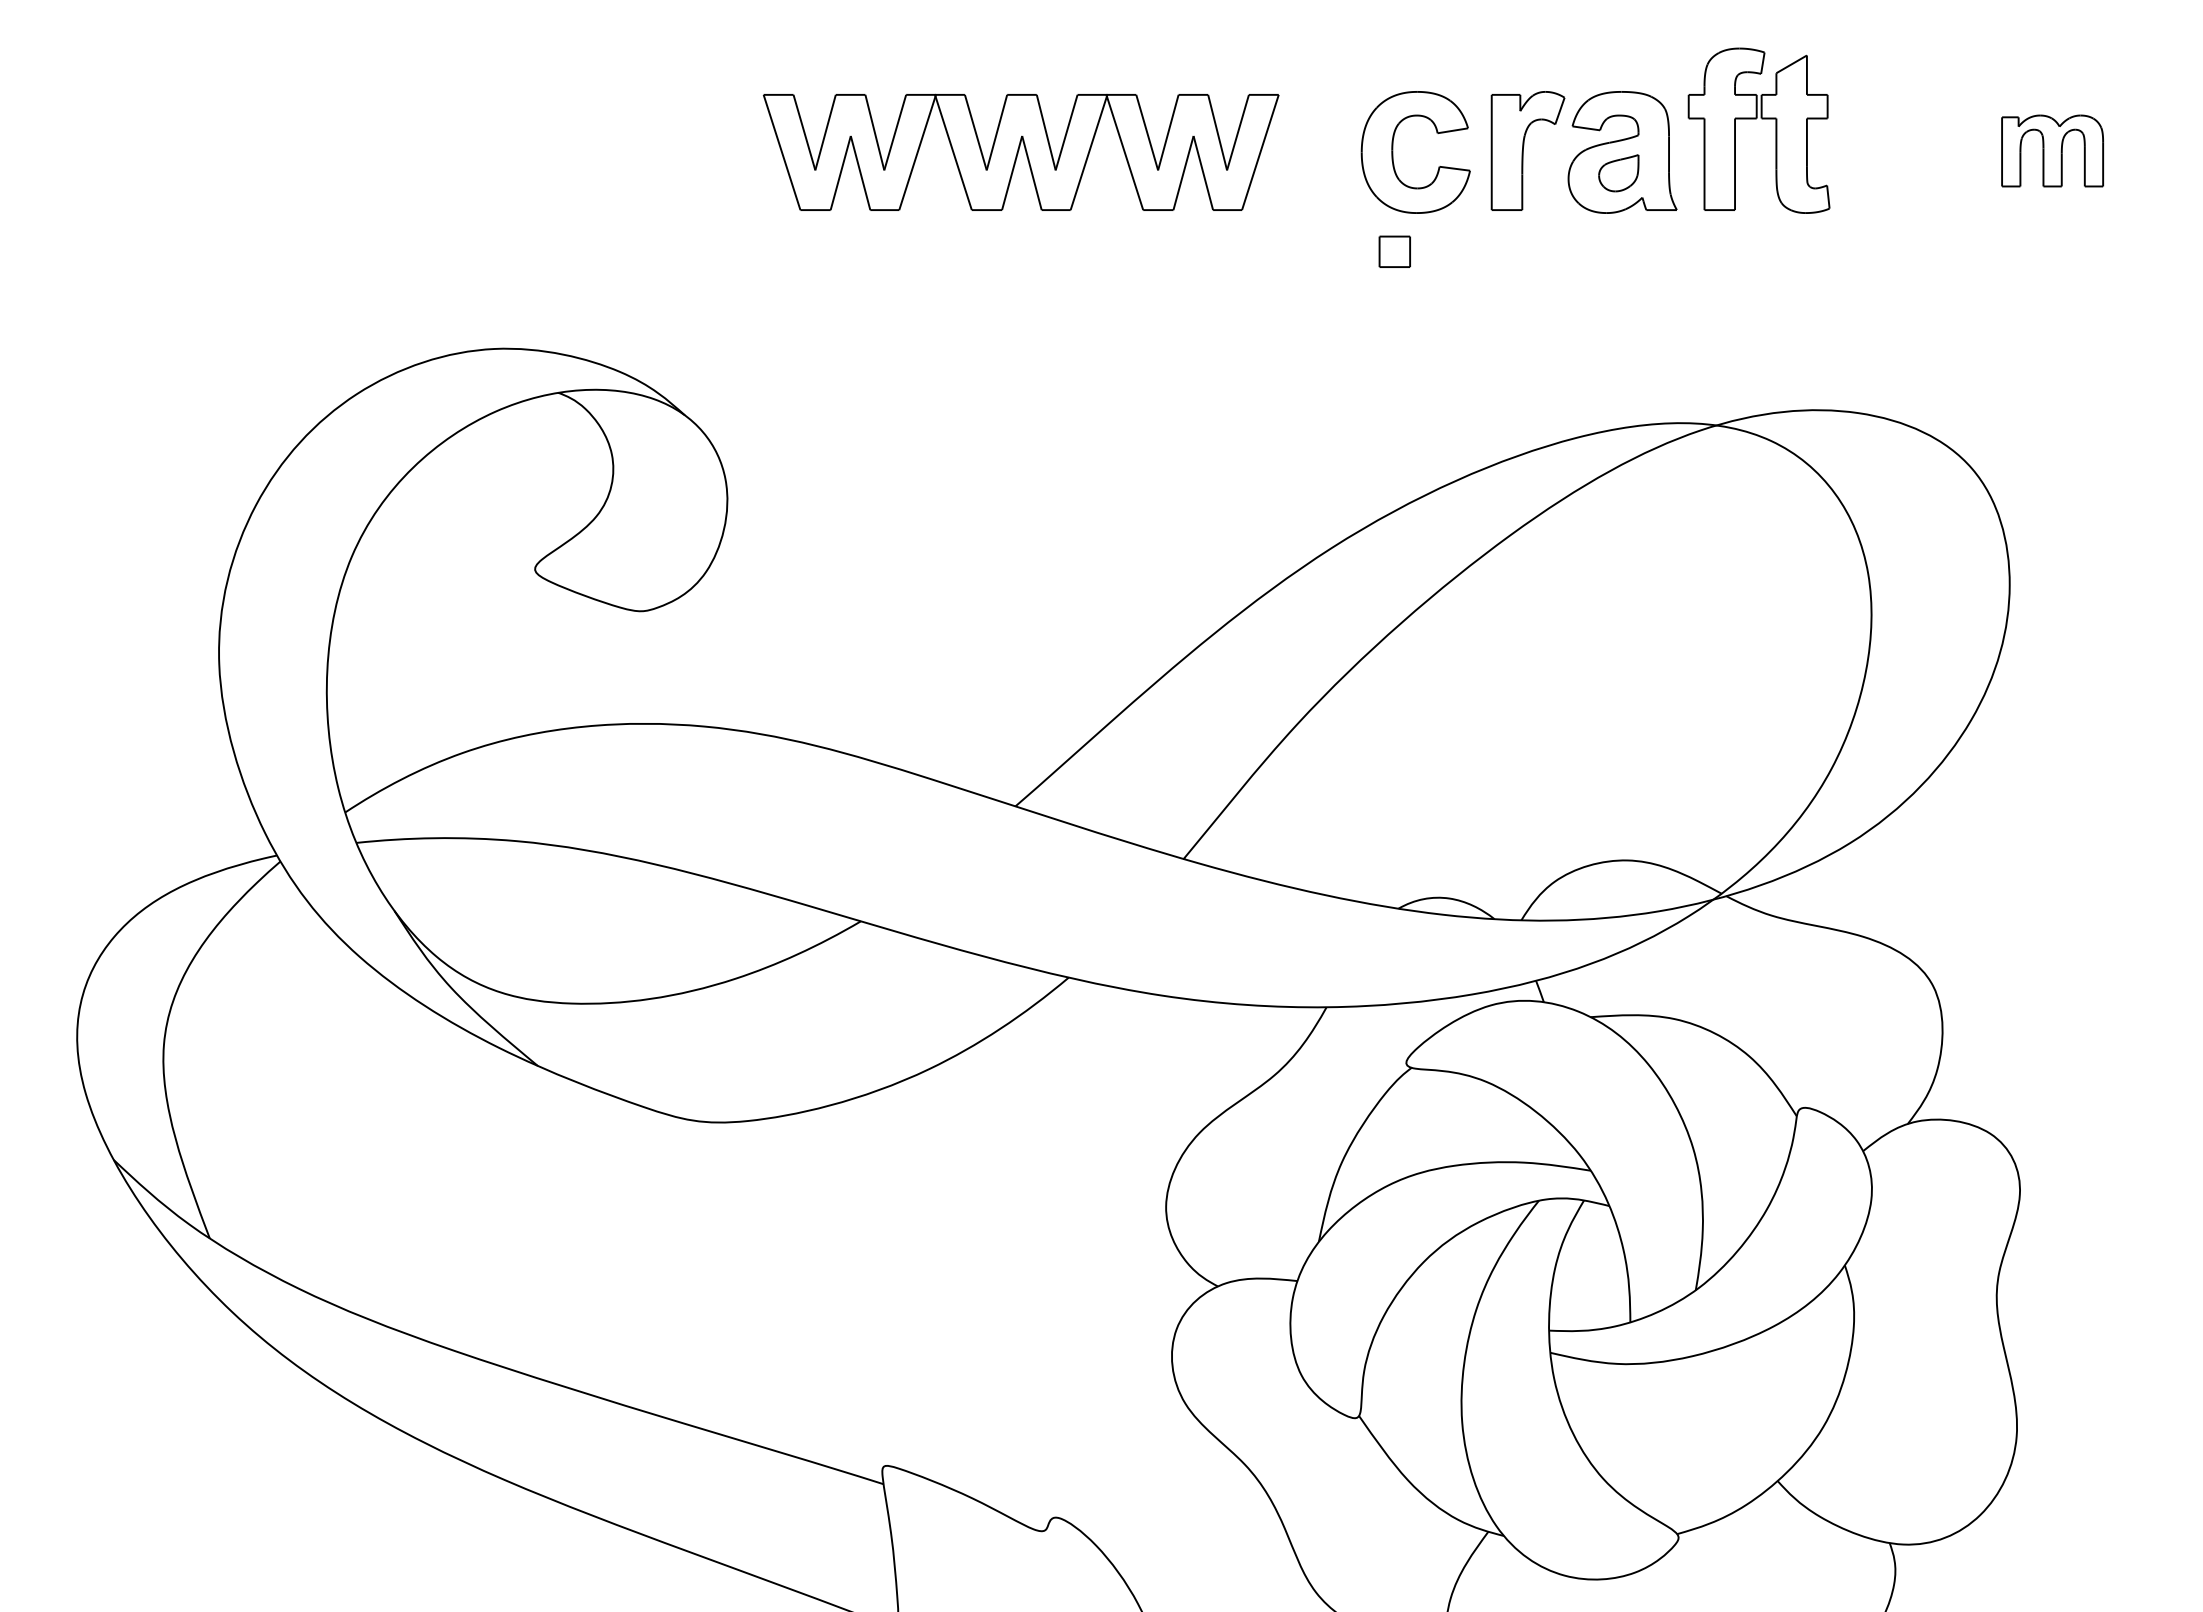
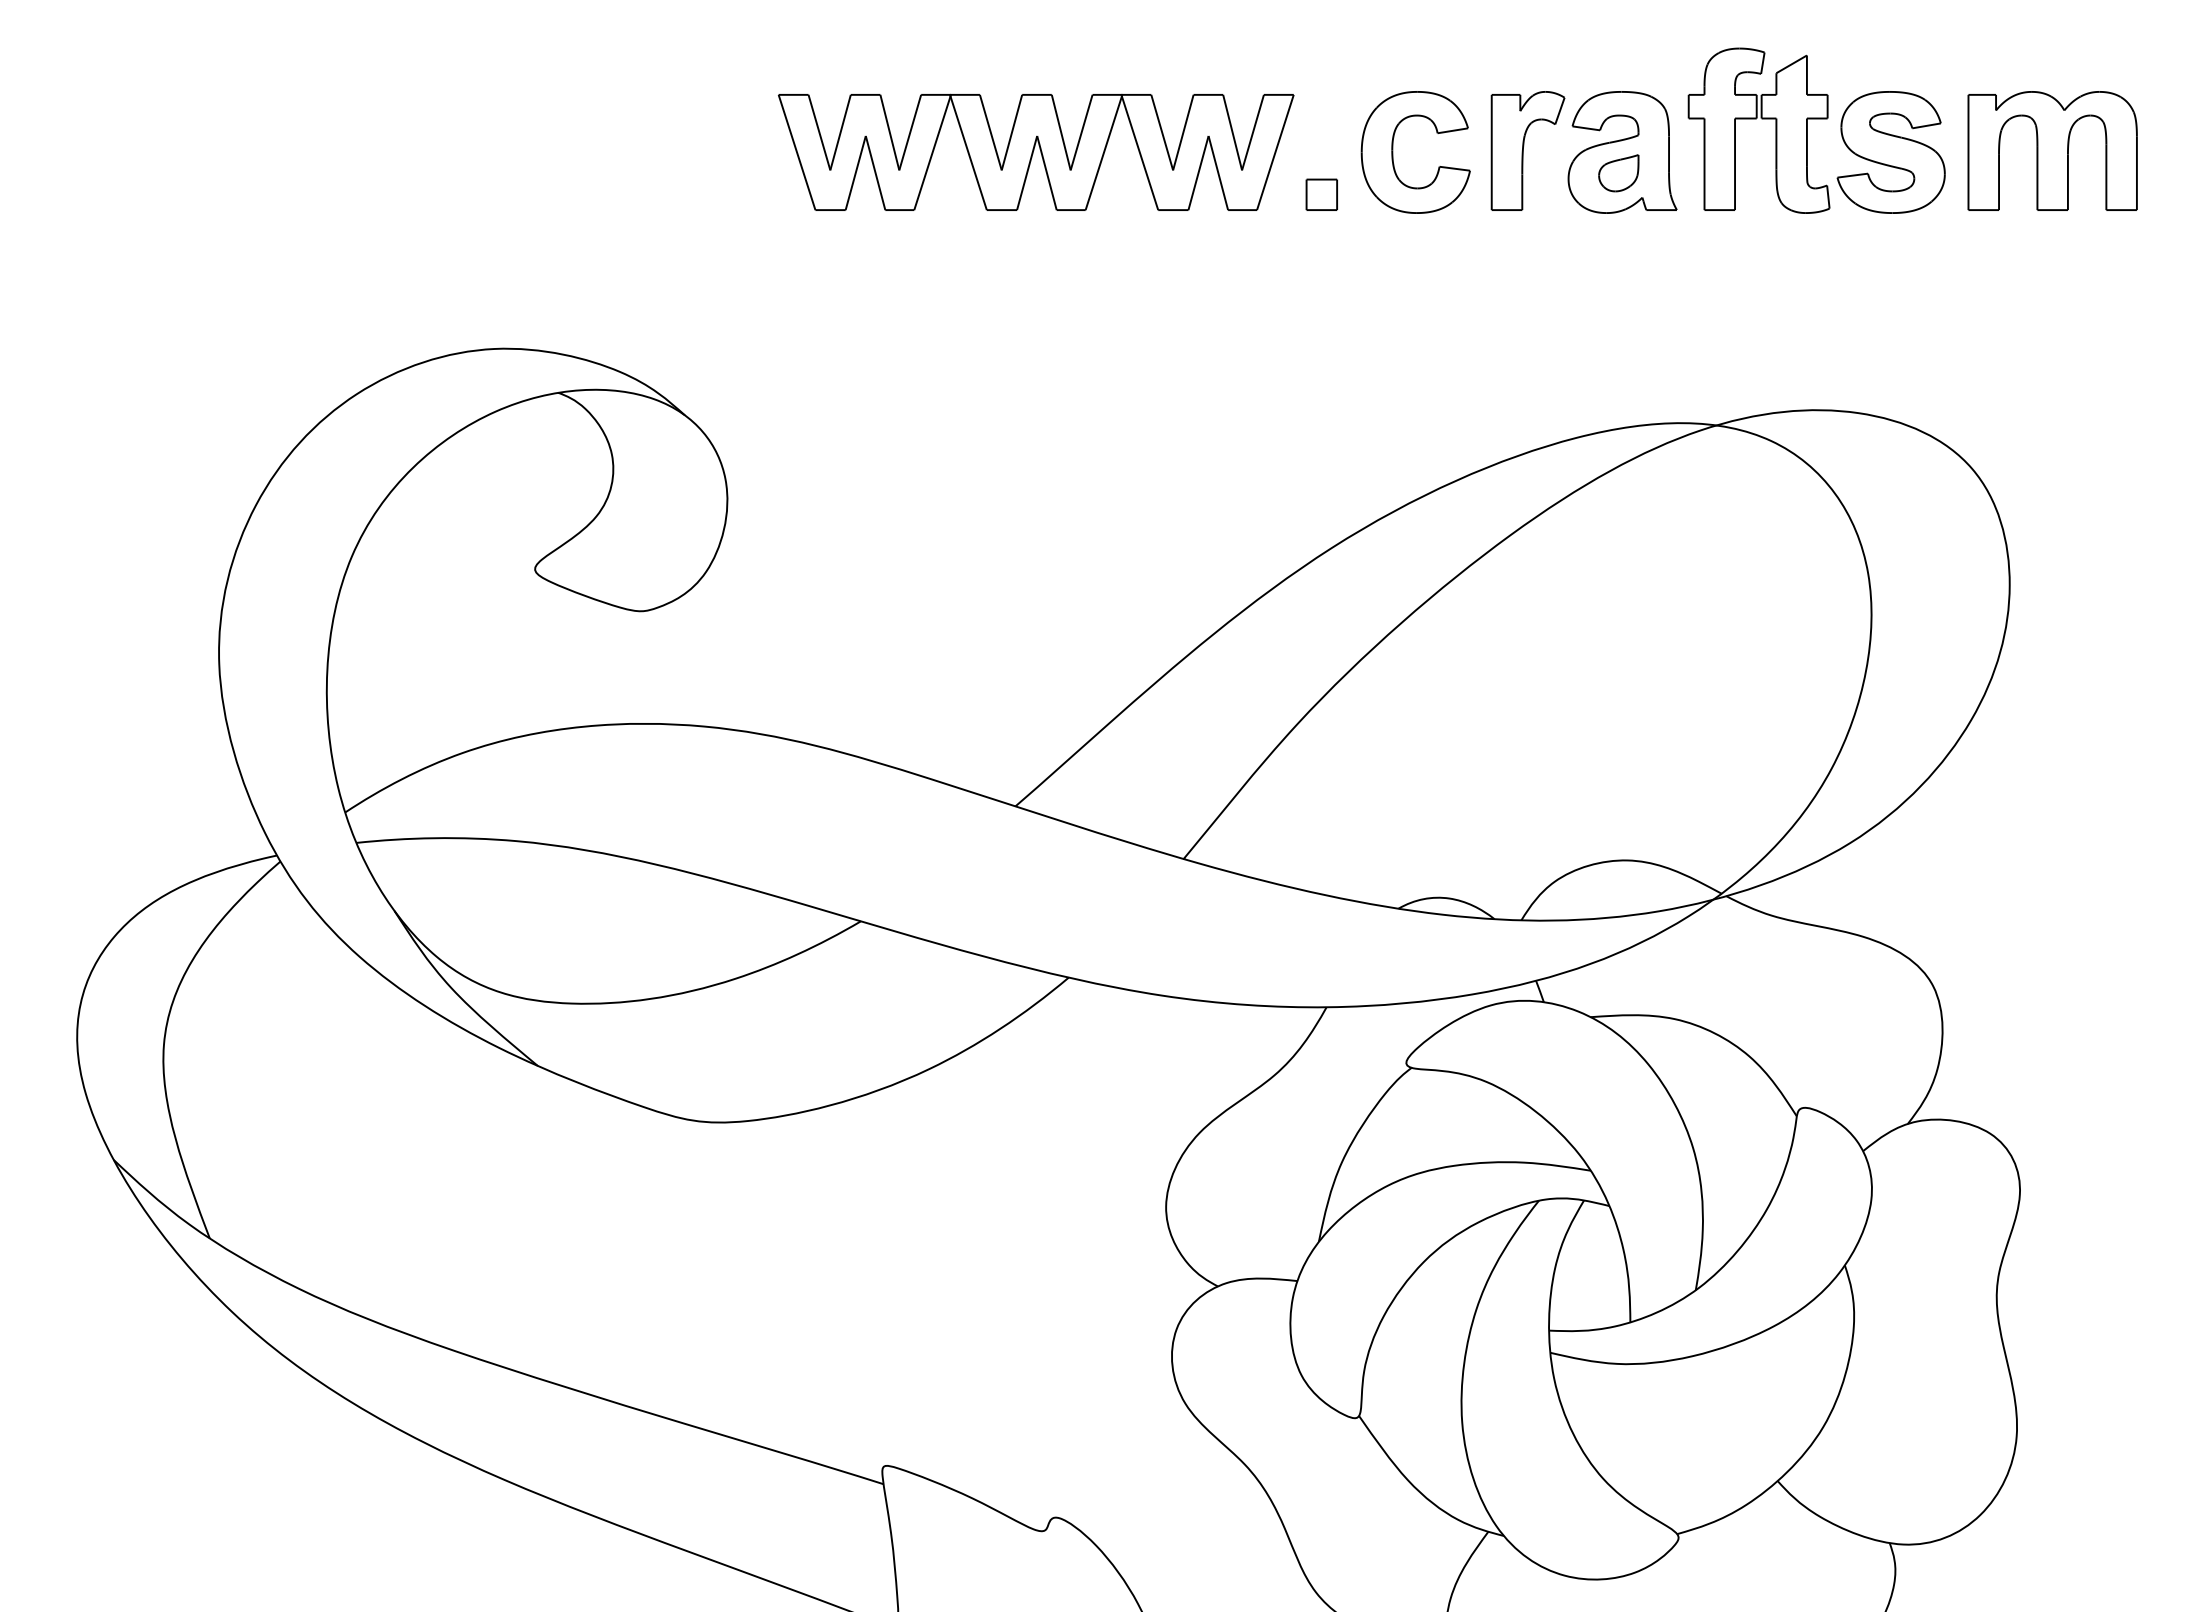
part size: 103x74 px -> 171x120 px (2052, 150)
part position: (1021, 151) -> (1036, 151) (1036, 151)
part: none -> present (1890, 152)
part position: (1394, 251) -> (1321, 194) (1321, 194)
